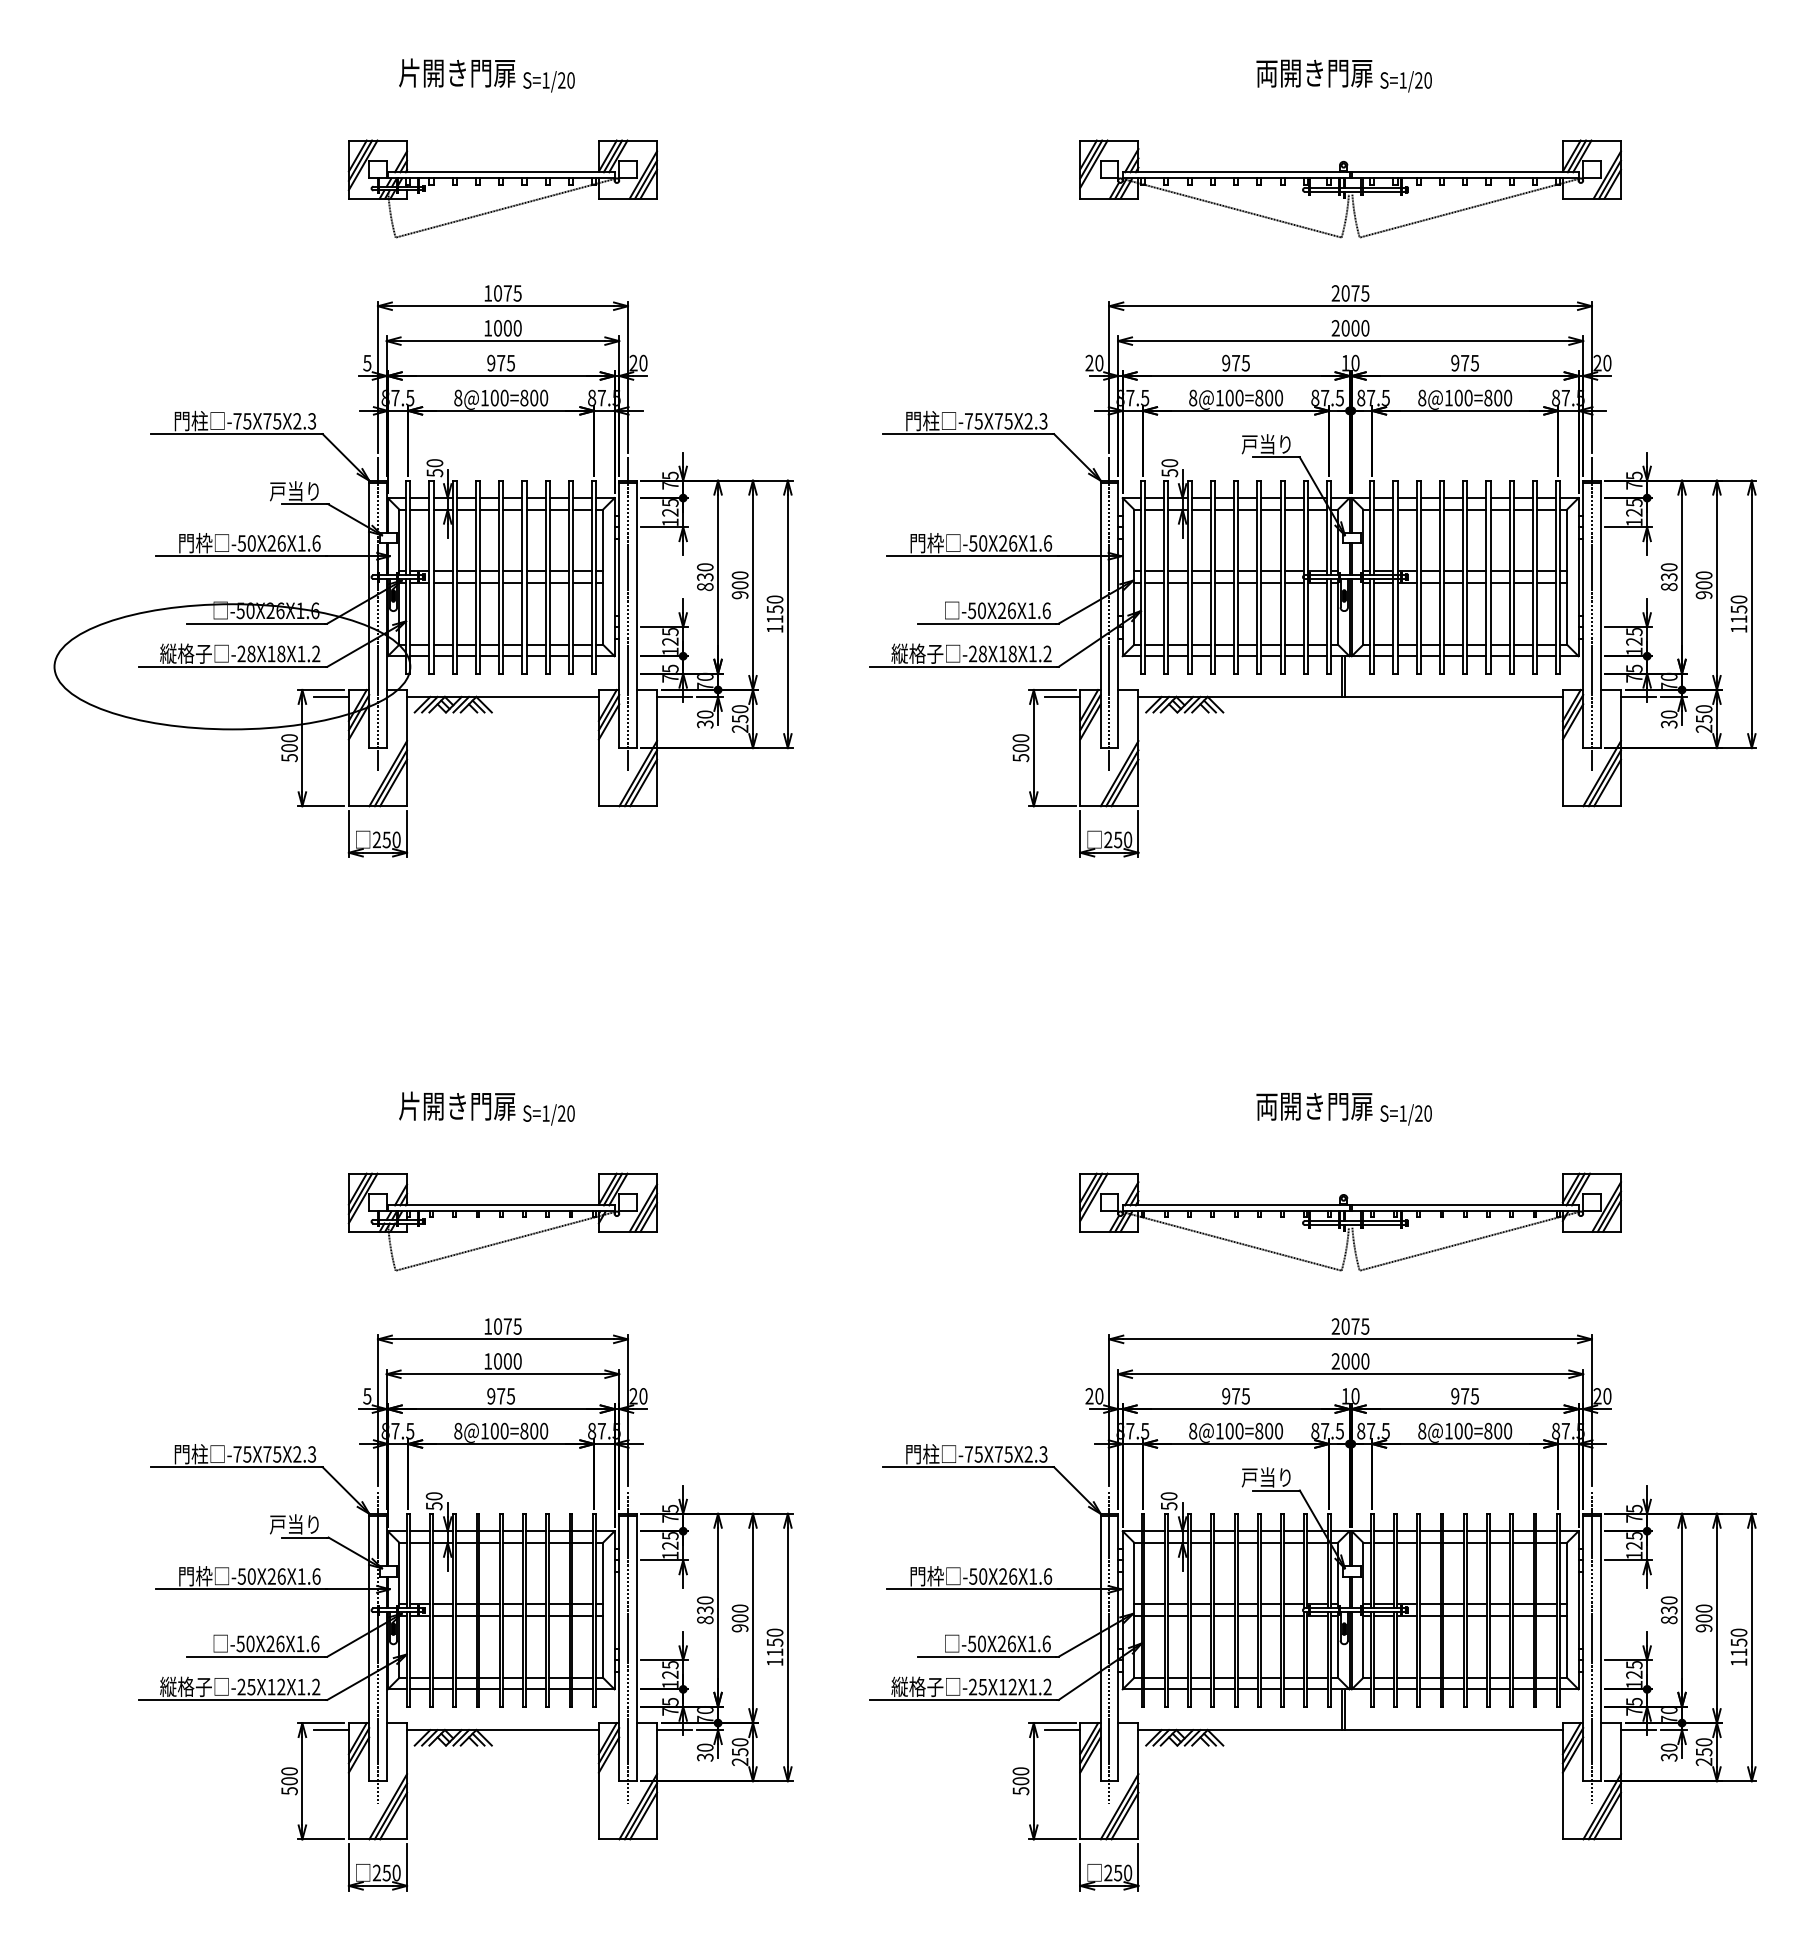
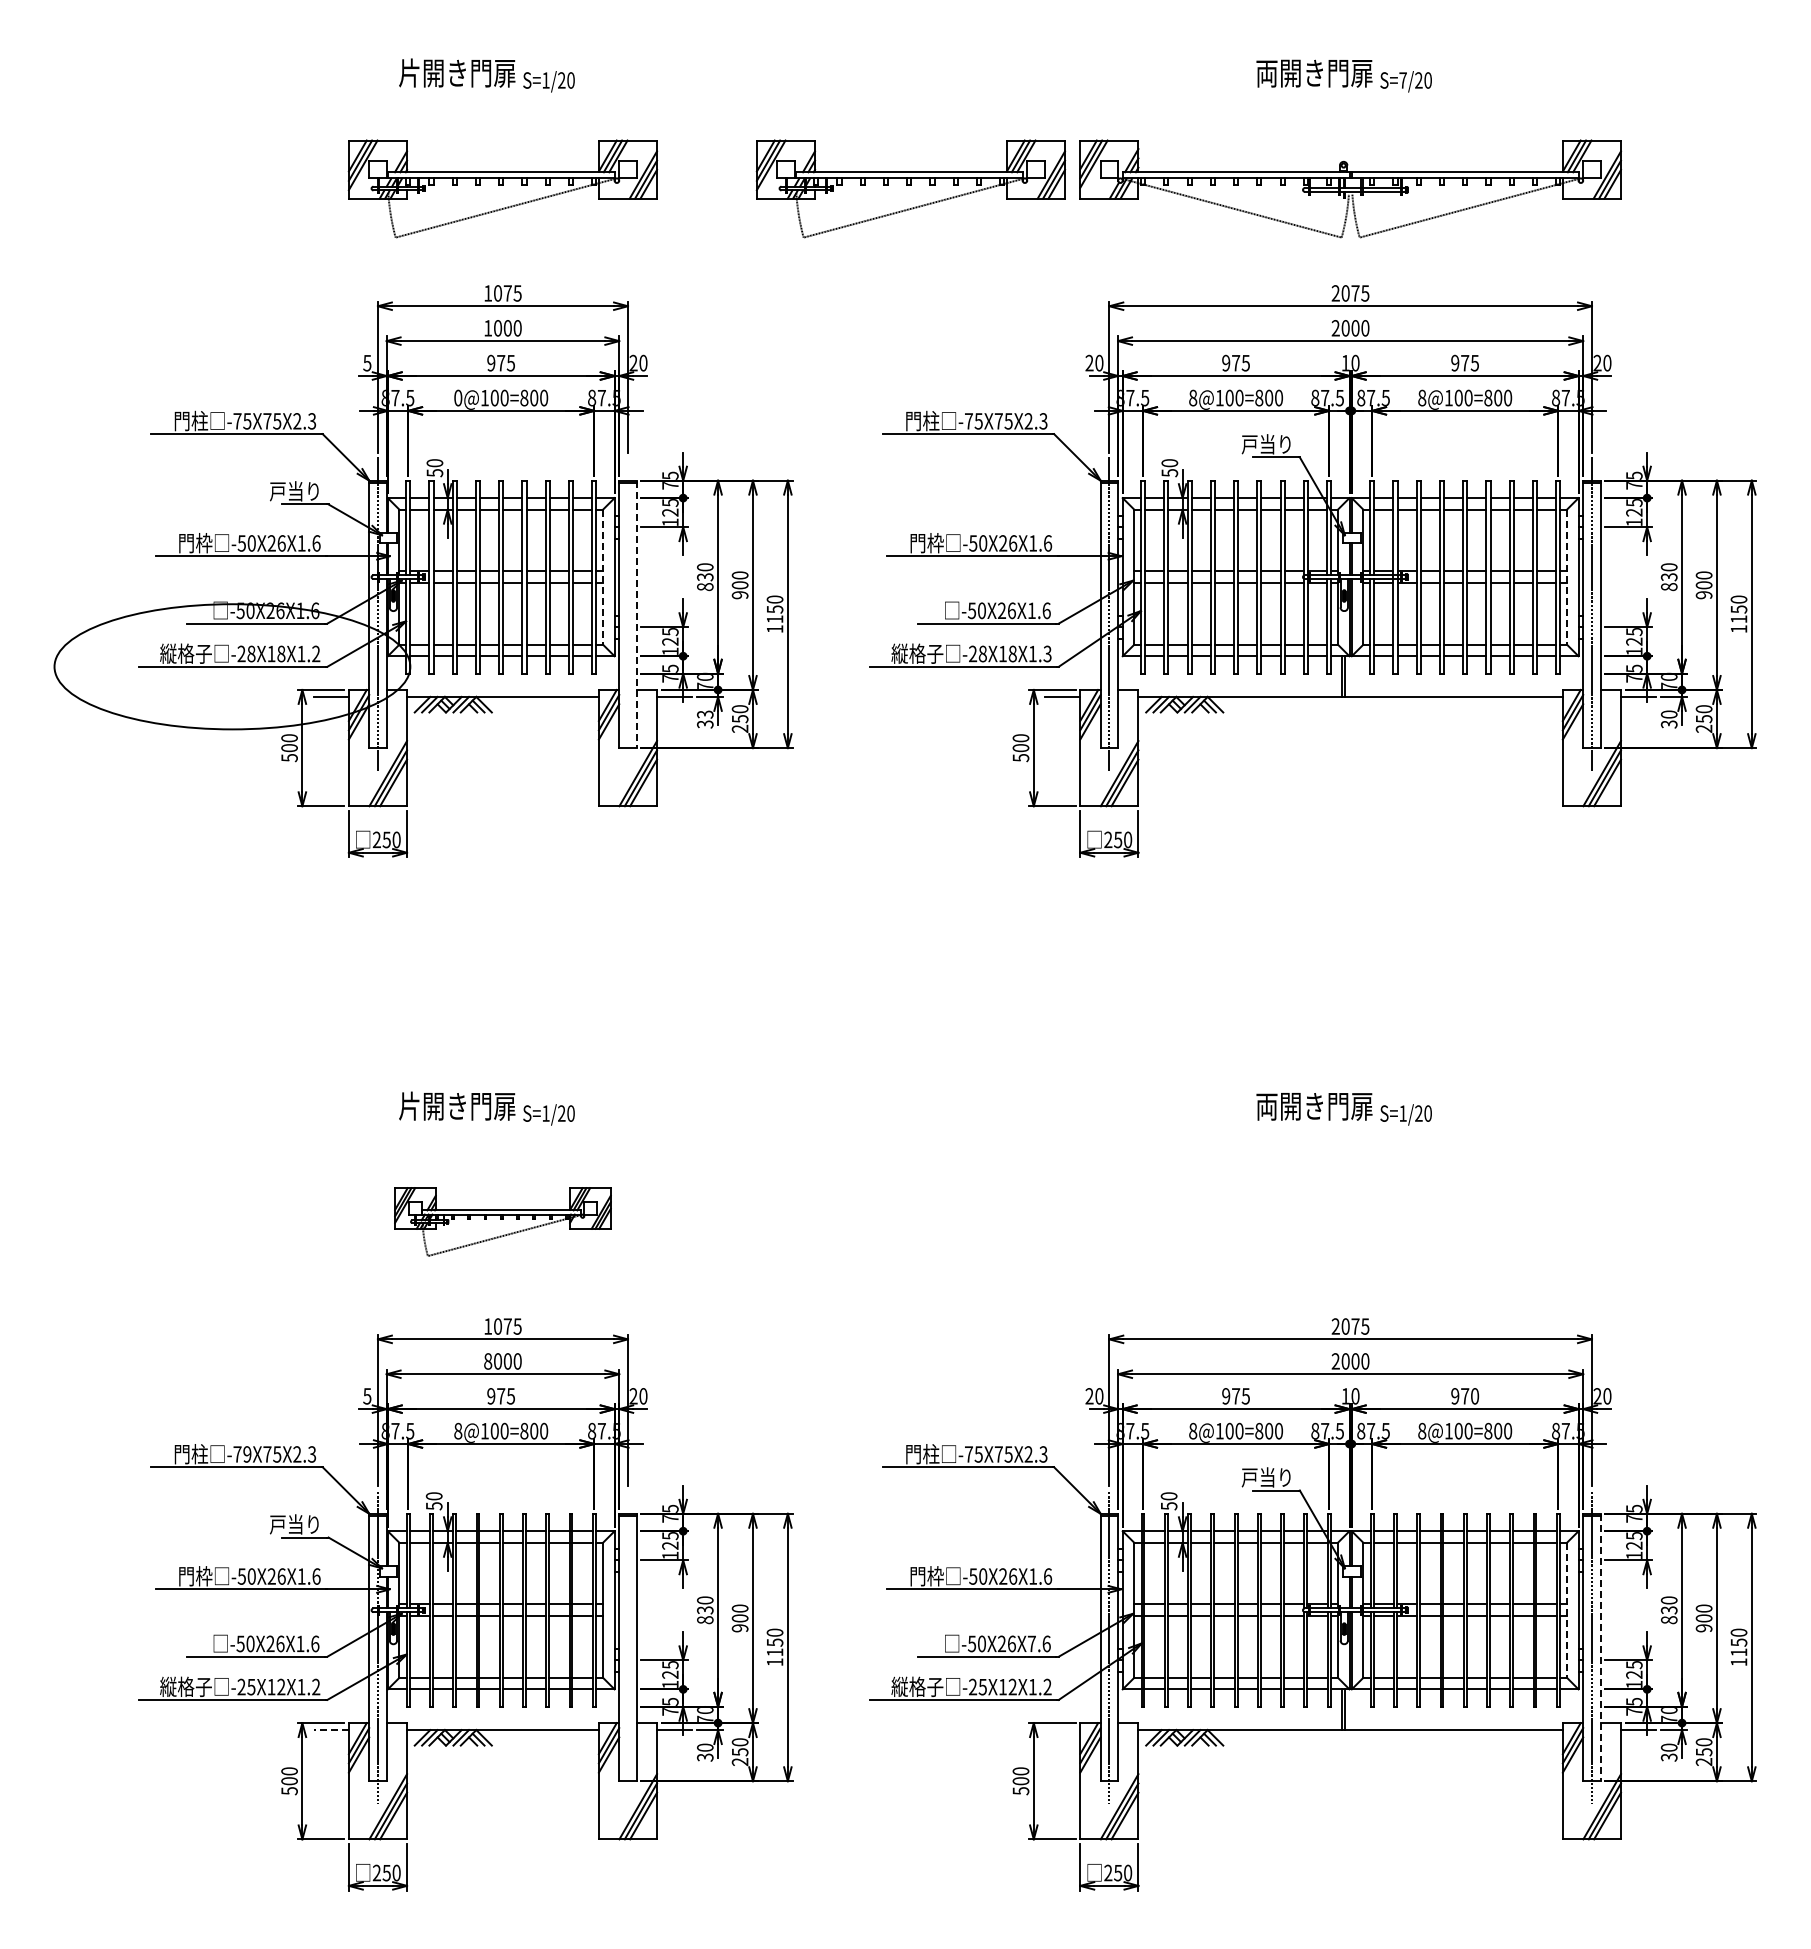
text: S=1/20 -> S=7/20 (1402, 80)
part: none -> present (910, 188)
text: 8@100=800 -> 0@100=800 (458, 398)
line: solid -> dashed (602, 577)
line: solid -> dashed (1566, 577)
line: present -> none (627, 614)
line: solid -> dashed (636, 614)
text: -28X18X1.2 -> -28X18X1.3 (1047, 654)
text: 30 -> 33 (705, 714)
part size: 312x100 px -> 218x70 px (502, 1221)
part: present -> none (1350, 1221)
text: 1000 -> 8000 (488, 1361)
text: 975 -> 970 (1474, 1396)
text: -75X75X2.3 -> -79X75X2.3 (247, 1454)
line: solid -> dashed (1566, 1610)
text: -50X26X1.6 -> -50X26X7.6 (1031, 1643)
line: present -> none (627, 1647)
line: solid -> dashed (1600, 1647)
line: solid -> dashed (330, 1730)
line: present -> none (1062, 1730)
